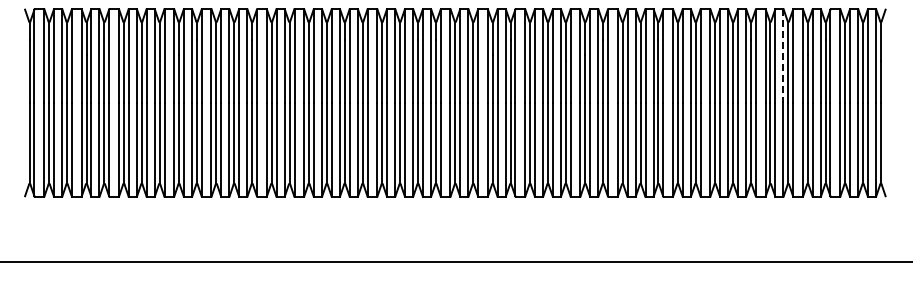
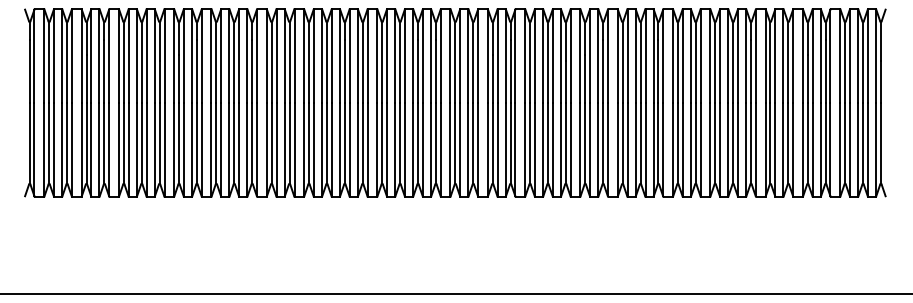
line: dashed -> solid (783, 56)
line position: (455, 261) -> (455, 293) (455, 293)
